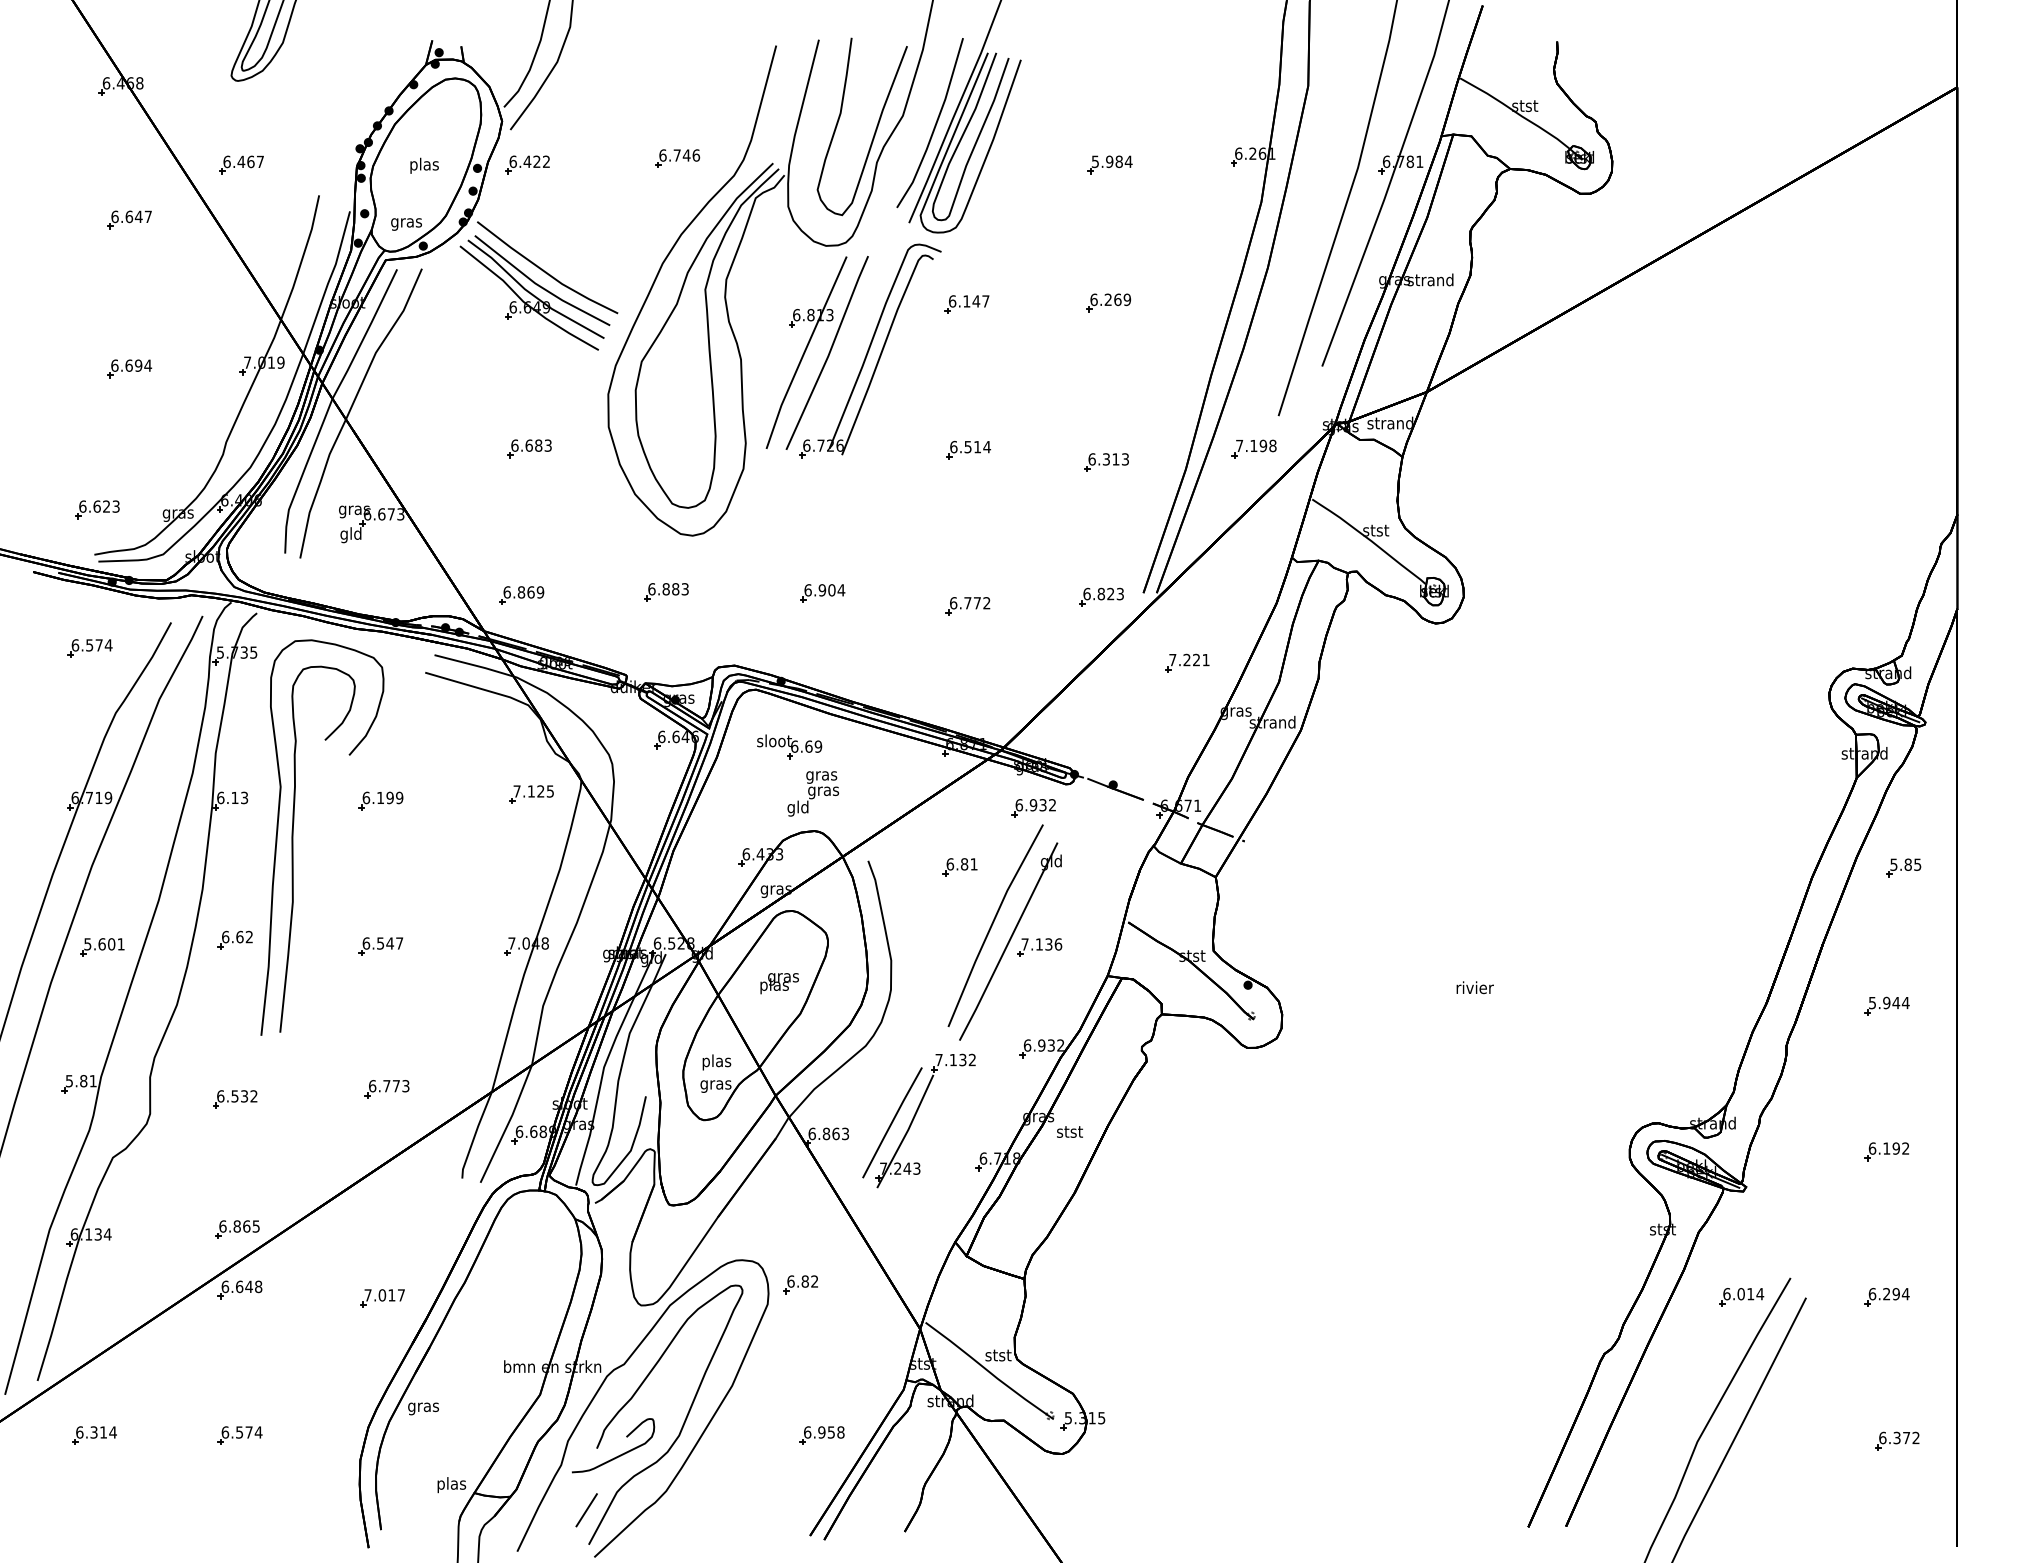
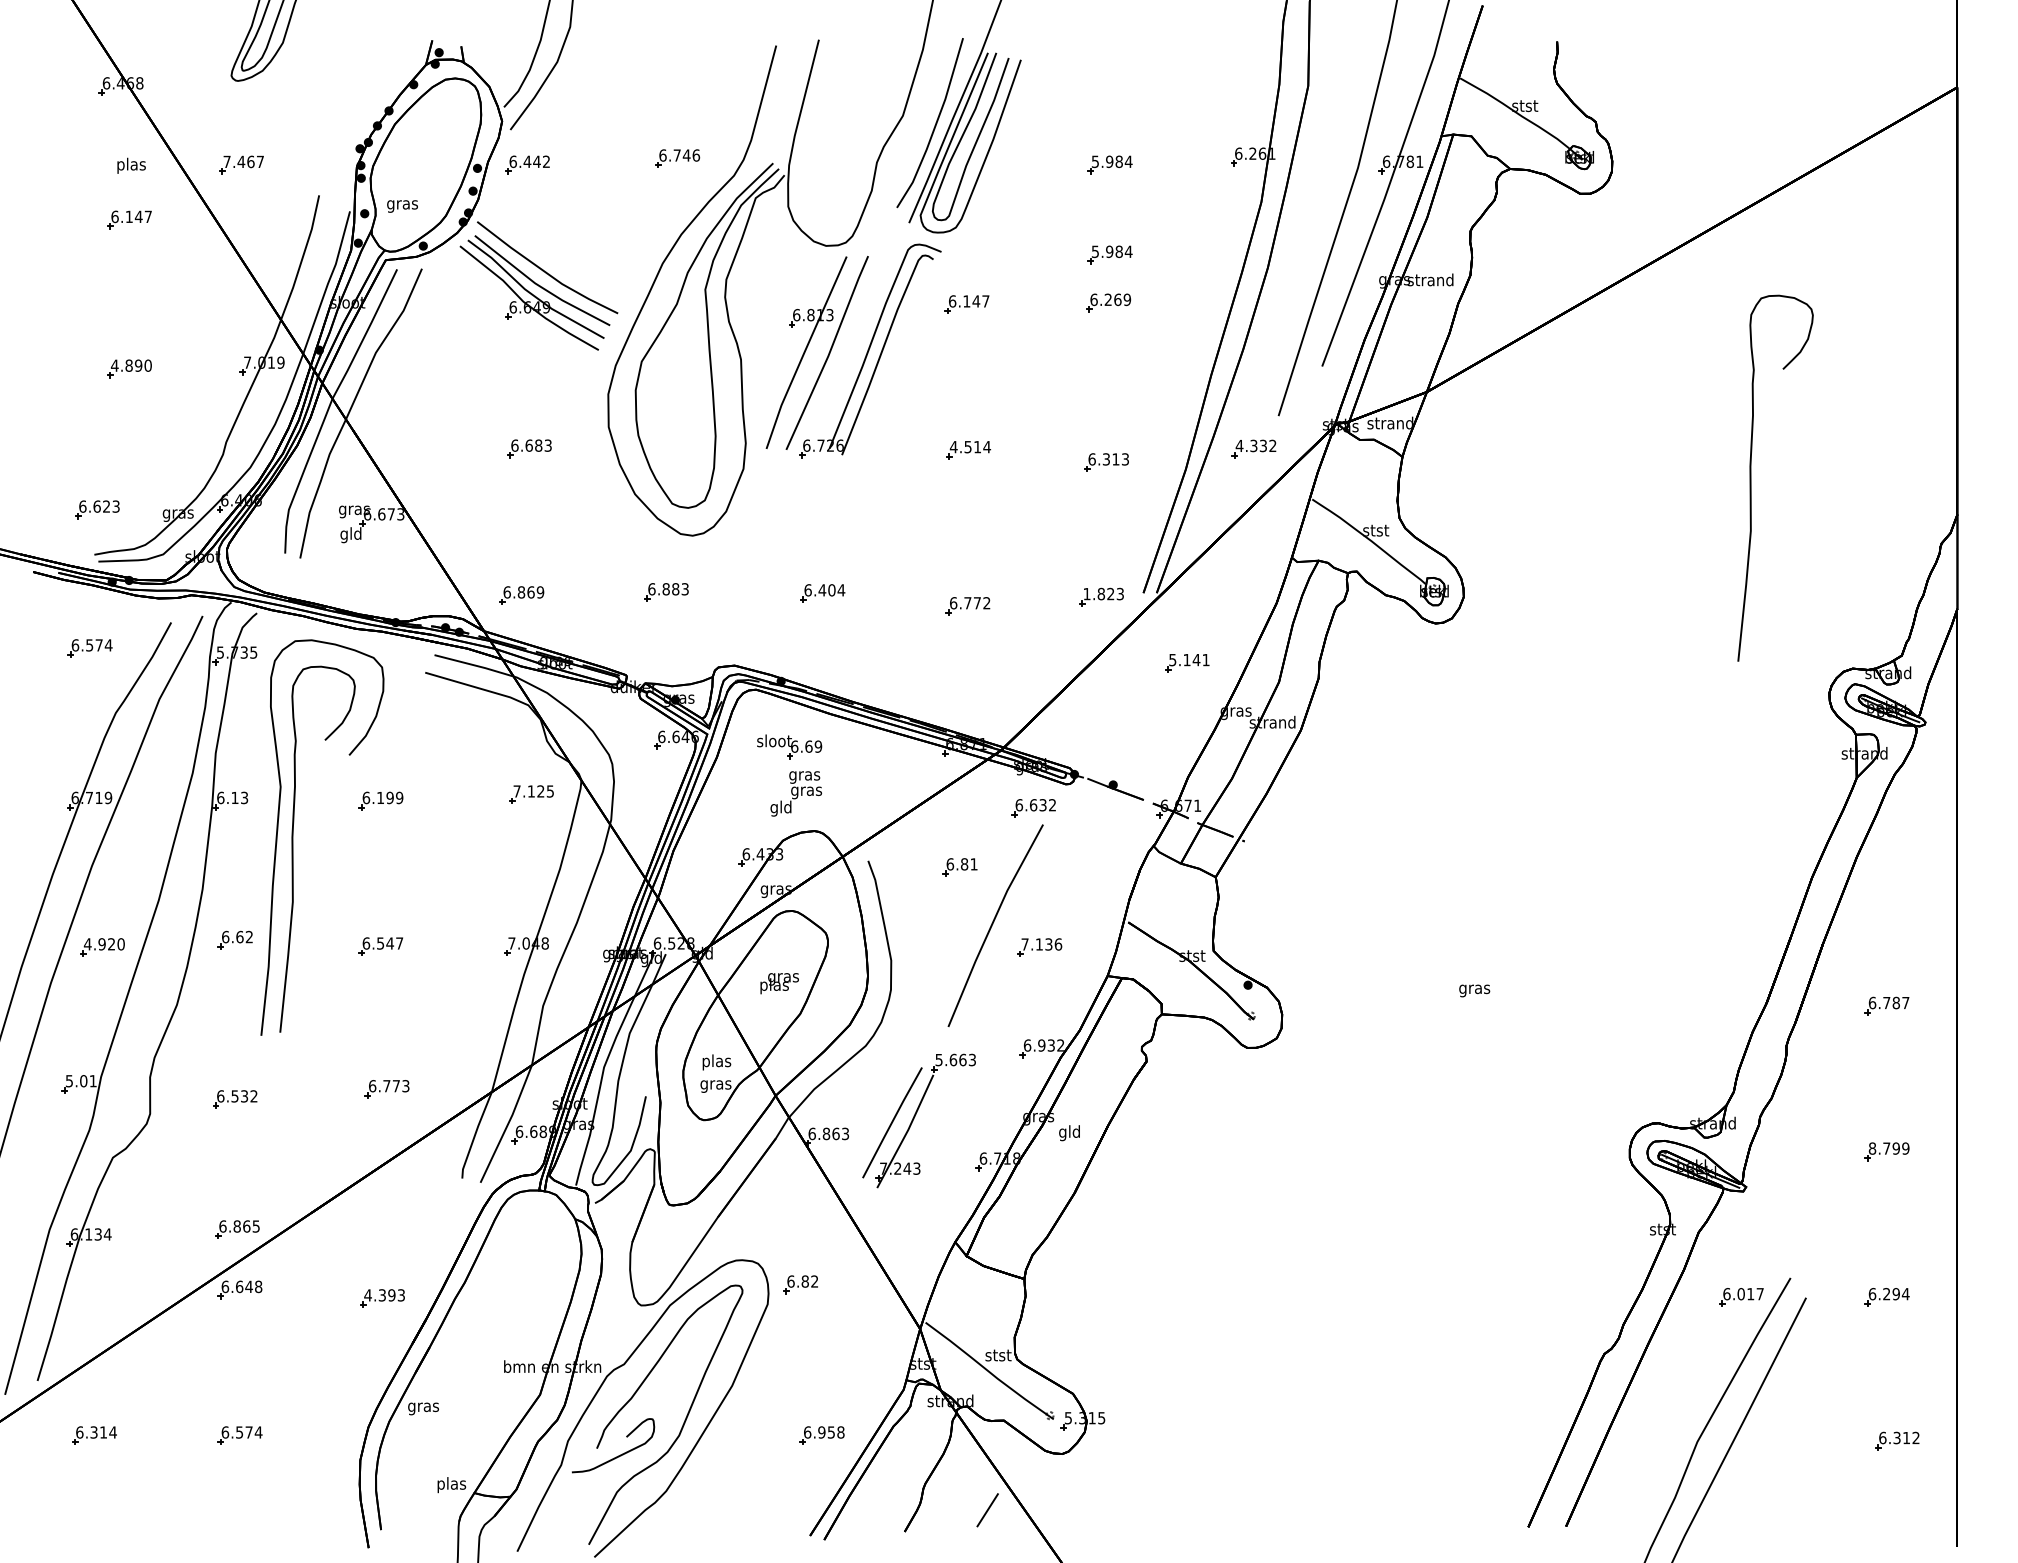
curve: present -> none (874, 131)
text: 6.467 -> 7.467 (226, 161)
text: 6.422 -> 6.442 (536, 161)
text position: (424, 165) -> (131, 165) (131, 165)
text: 6.647 -> 6.147 (129, 216)
text position: (406, 224) -> (402, 206) (402, 206)
part: none -> present (1109, 254)
text: 6.694 -> 4.890 (131, 365)
text: 7.198 -> 4.332 (1255, 445)
text: 6.514 -> 4.514 (953, 446)
curve: none -> present (1751, 477)
text: 6.904 -> 6.404 (822, 590)
text: 6.823 -> 1.823 (1086, 593)
text: 7.221 -> 5.141 (1184, 659)
text position: (813, 793) -> (796, 793) (796, 793)
text: 6.932 -> 6.632 (1033, 805)
part: present -> none (1903, 867)
part: present -> none (1010, 941)
text: 5.601 -> 4.920 (103, 944)
text: rivier -> gras (1474, 989)
text: 5.944 -> 6.787 (1888, 1002)
text: 7.132 -> 5.663 (955, 1059)
text: 5.81 -> 5.01 (83, 1081)
text: stst -> gld (1070, 1133)
text: 6.192 -> 8.799 (1888, 1148)
text: 6.014 -> 6.017 (1760, 1294)
text: 7.017 -> 4.393 (384, 1295)
text: 6.372 -> 6.312 (1906, 1438)
line position: (586, 1510) -> (987, 1510) (987, 1510)
